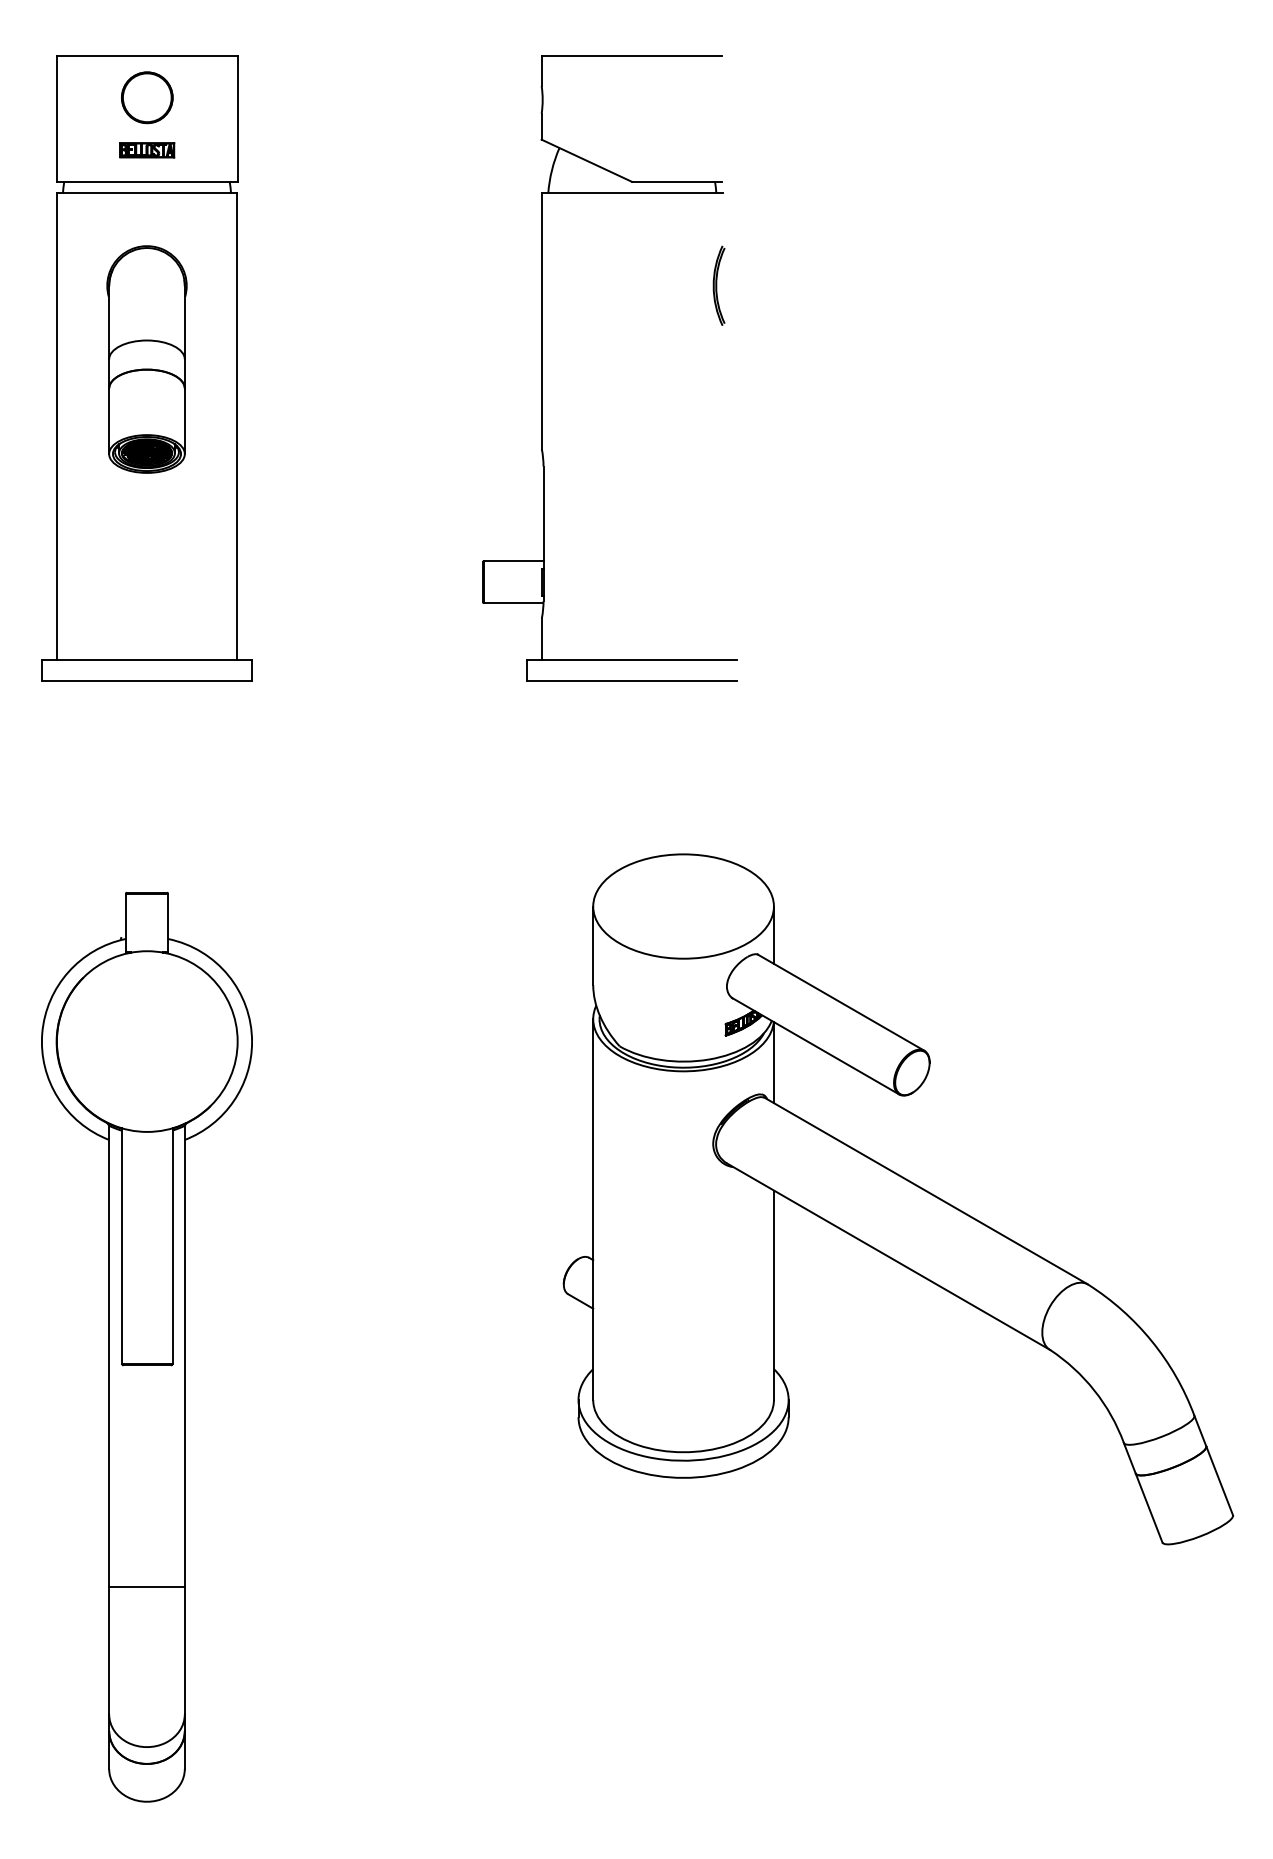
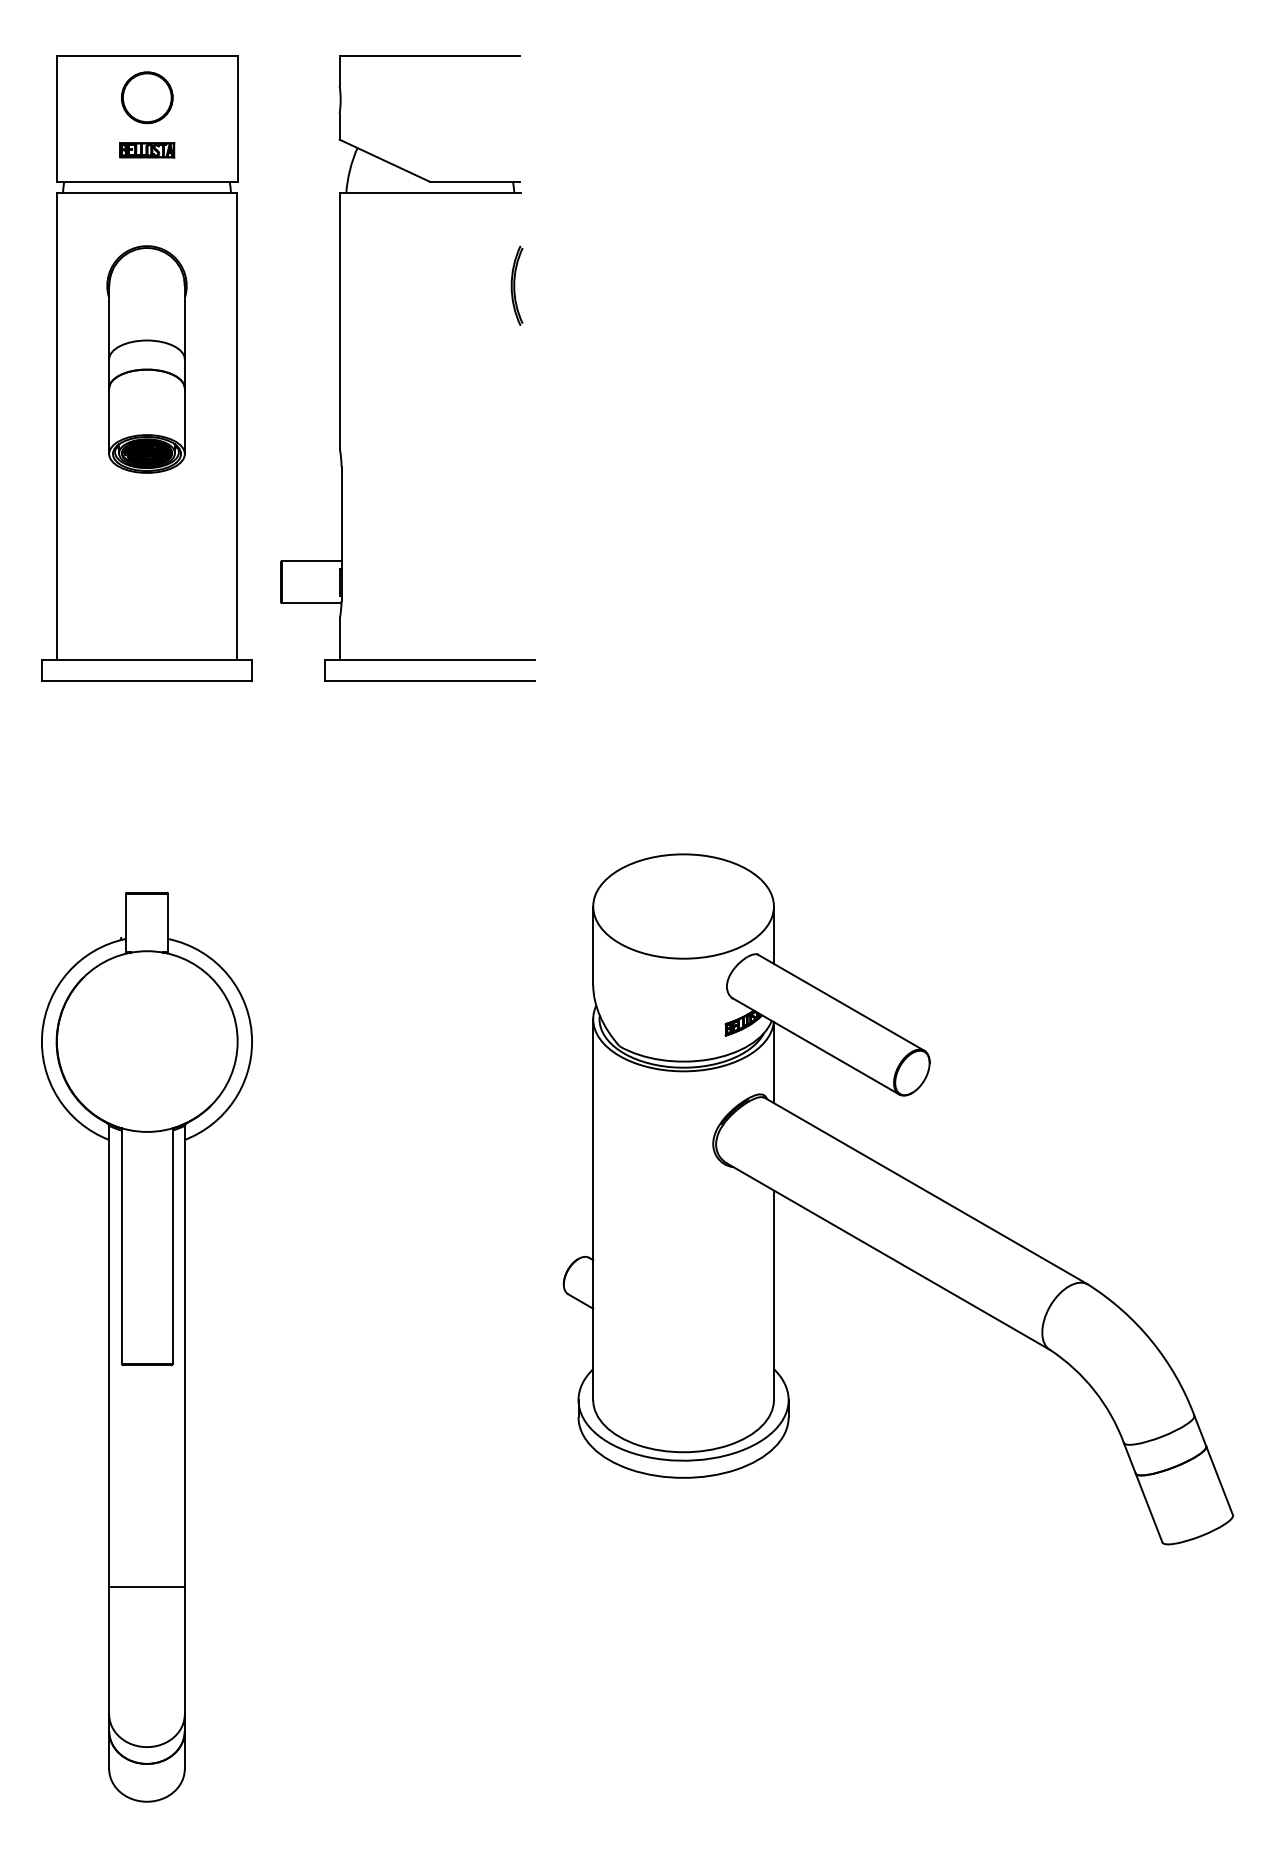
part position: (542, 368) -> (340, 368) (340, 368)
